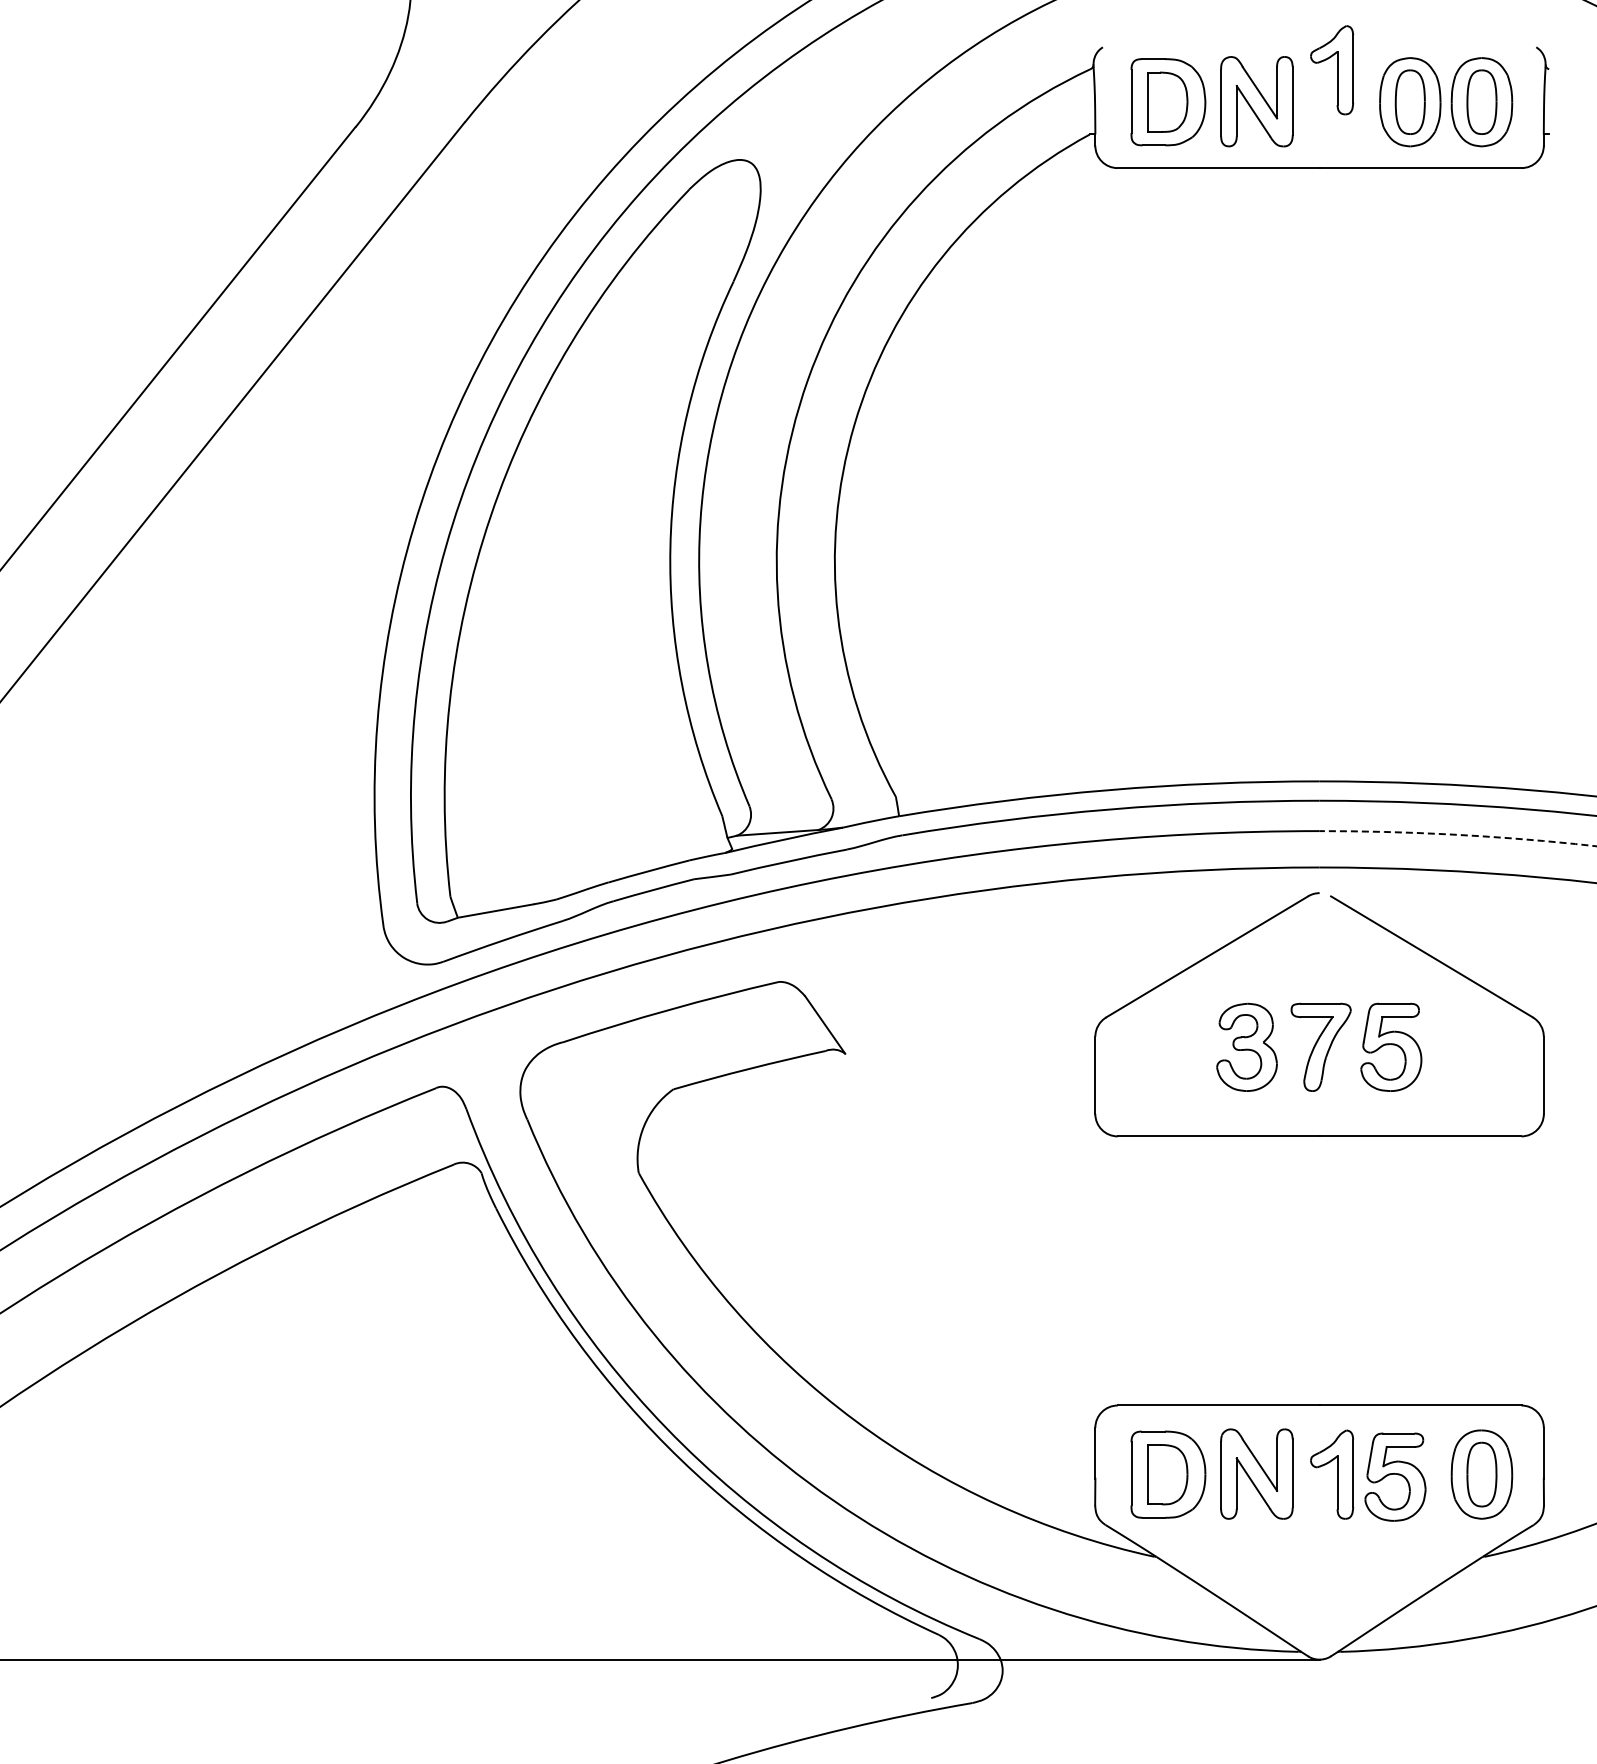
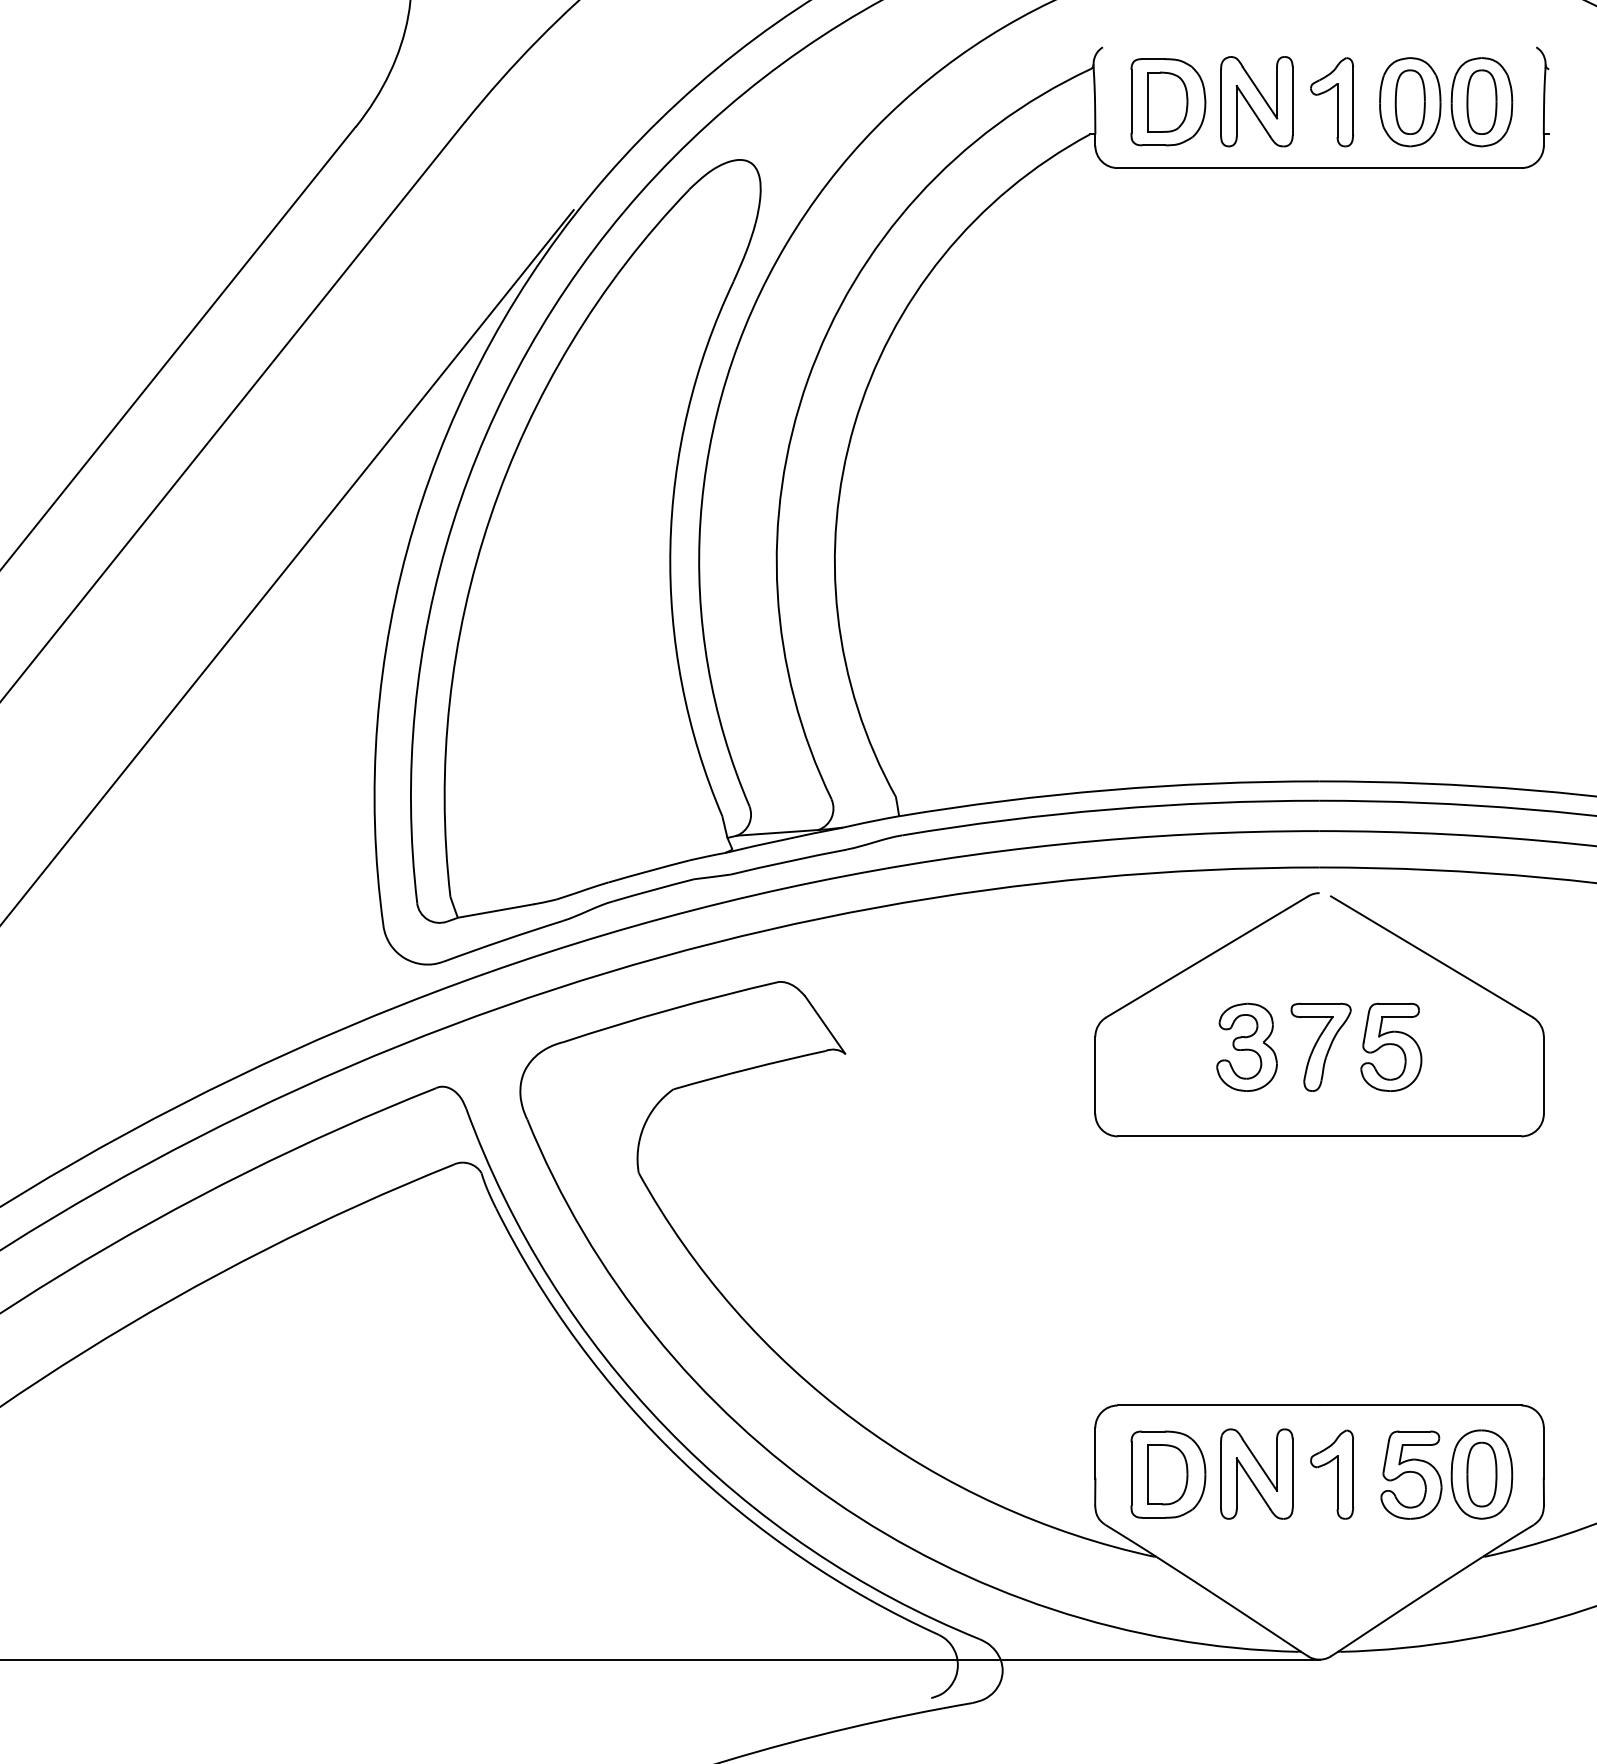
part position: (1332, 70) -> (1332, 102) (1332, 102)
line: none -> present (287, 566)
arc: dashed -> solid (1456, 834)
part position: (1395, 1476) -> (1411, 1474) (1411, 1474)
